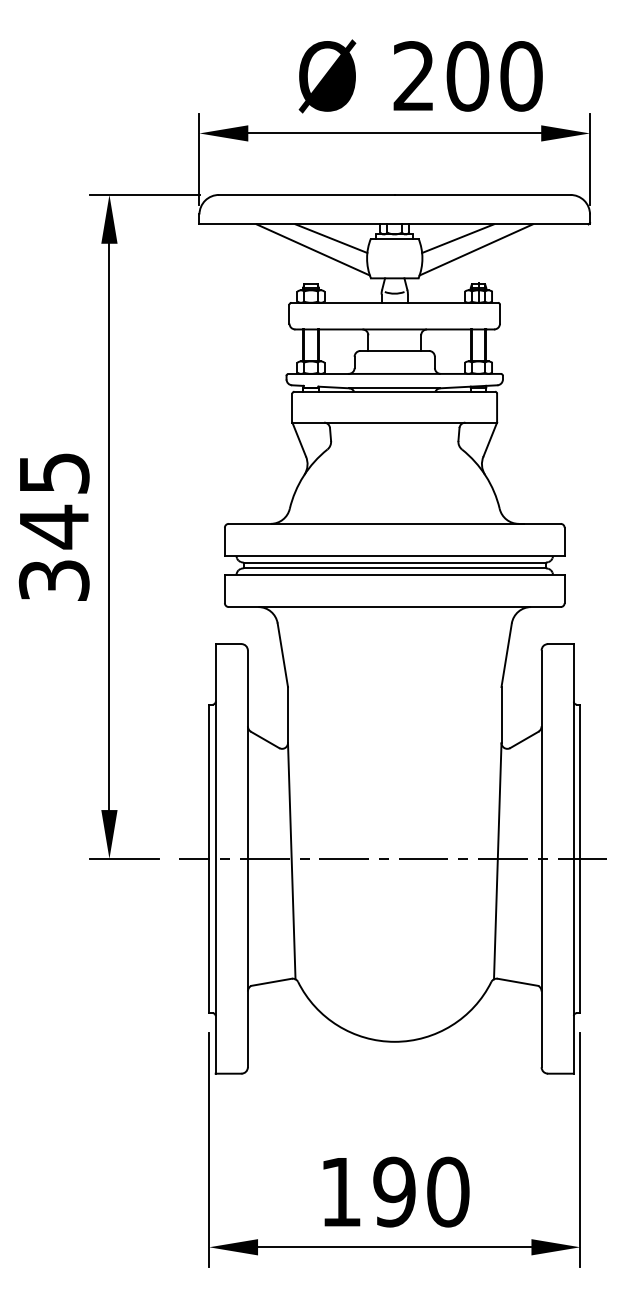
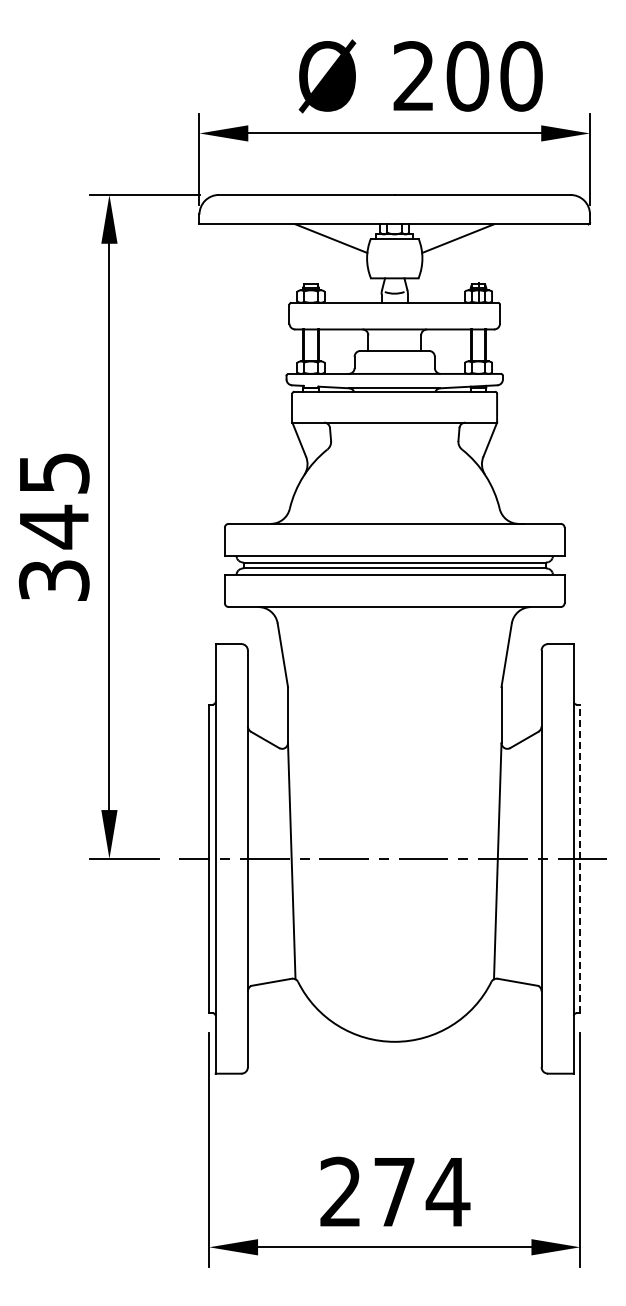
line: present -> none (312, 249)
line: present -> none (475, 249)
line: solid -> dashed (580, 858)
text: 190 -> 274 (395, 1191)
